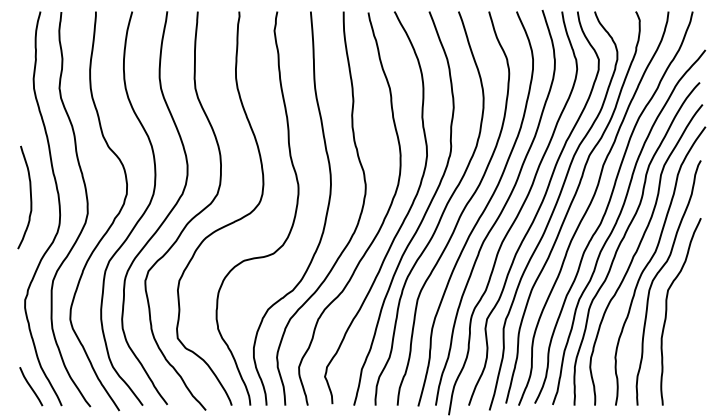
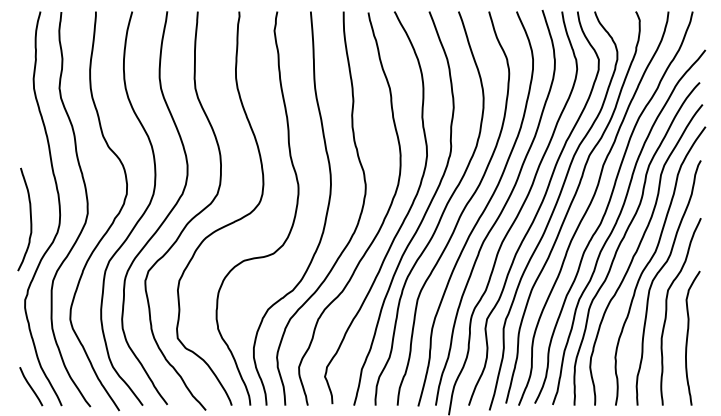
curve position: (30, 197) -> (30, 219) (30, 219)
curve: none -> present (688, 337)
